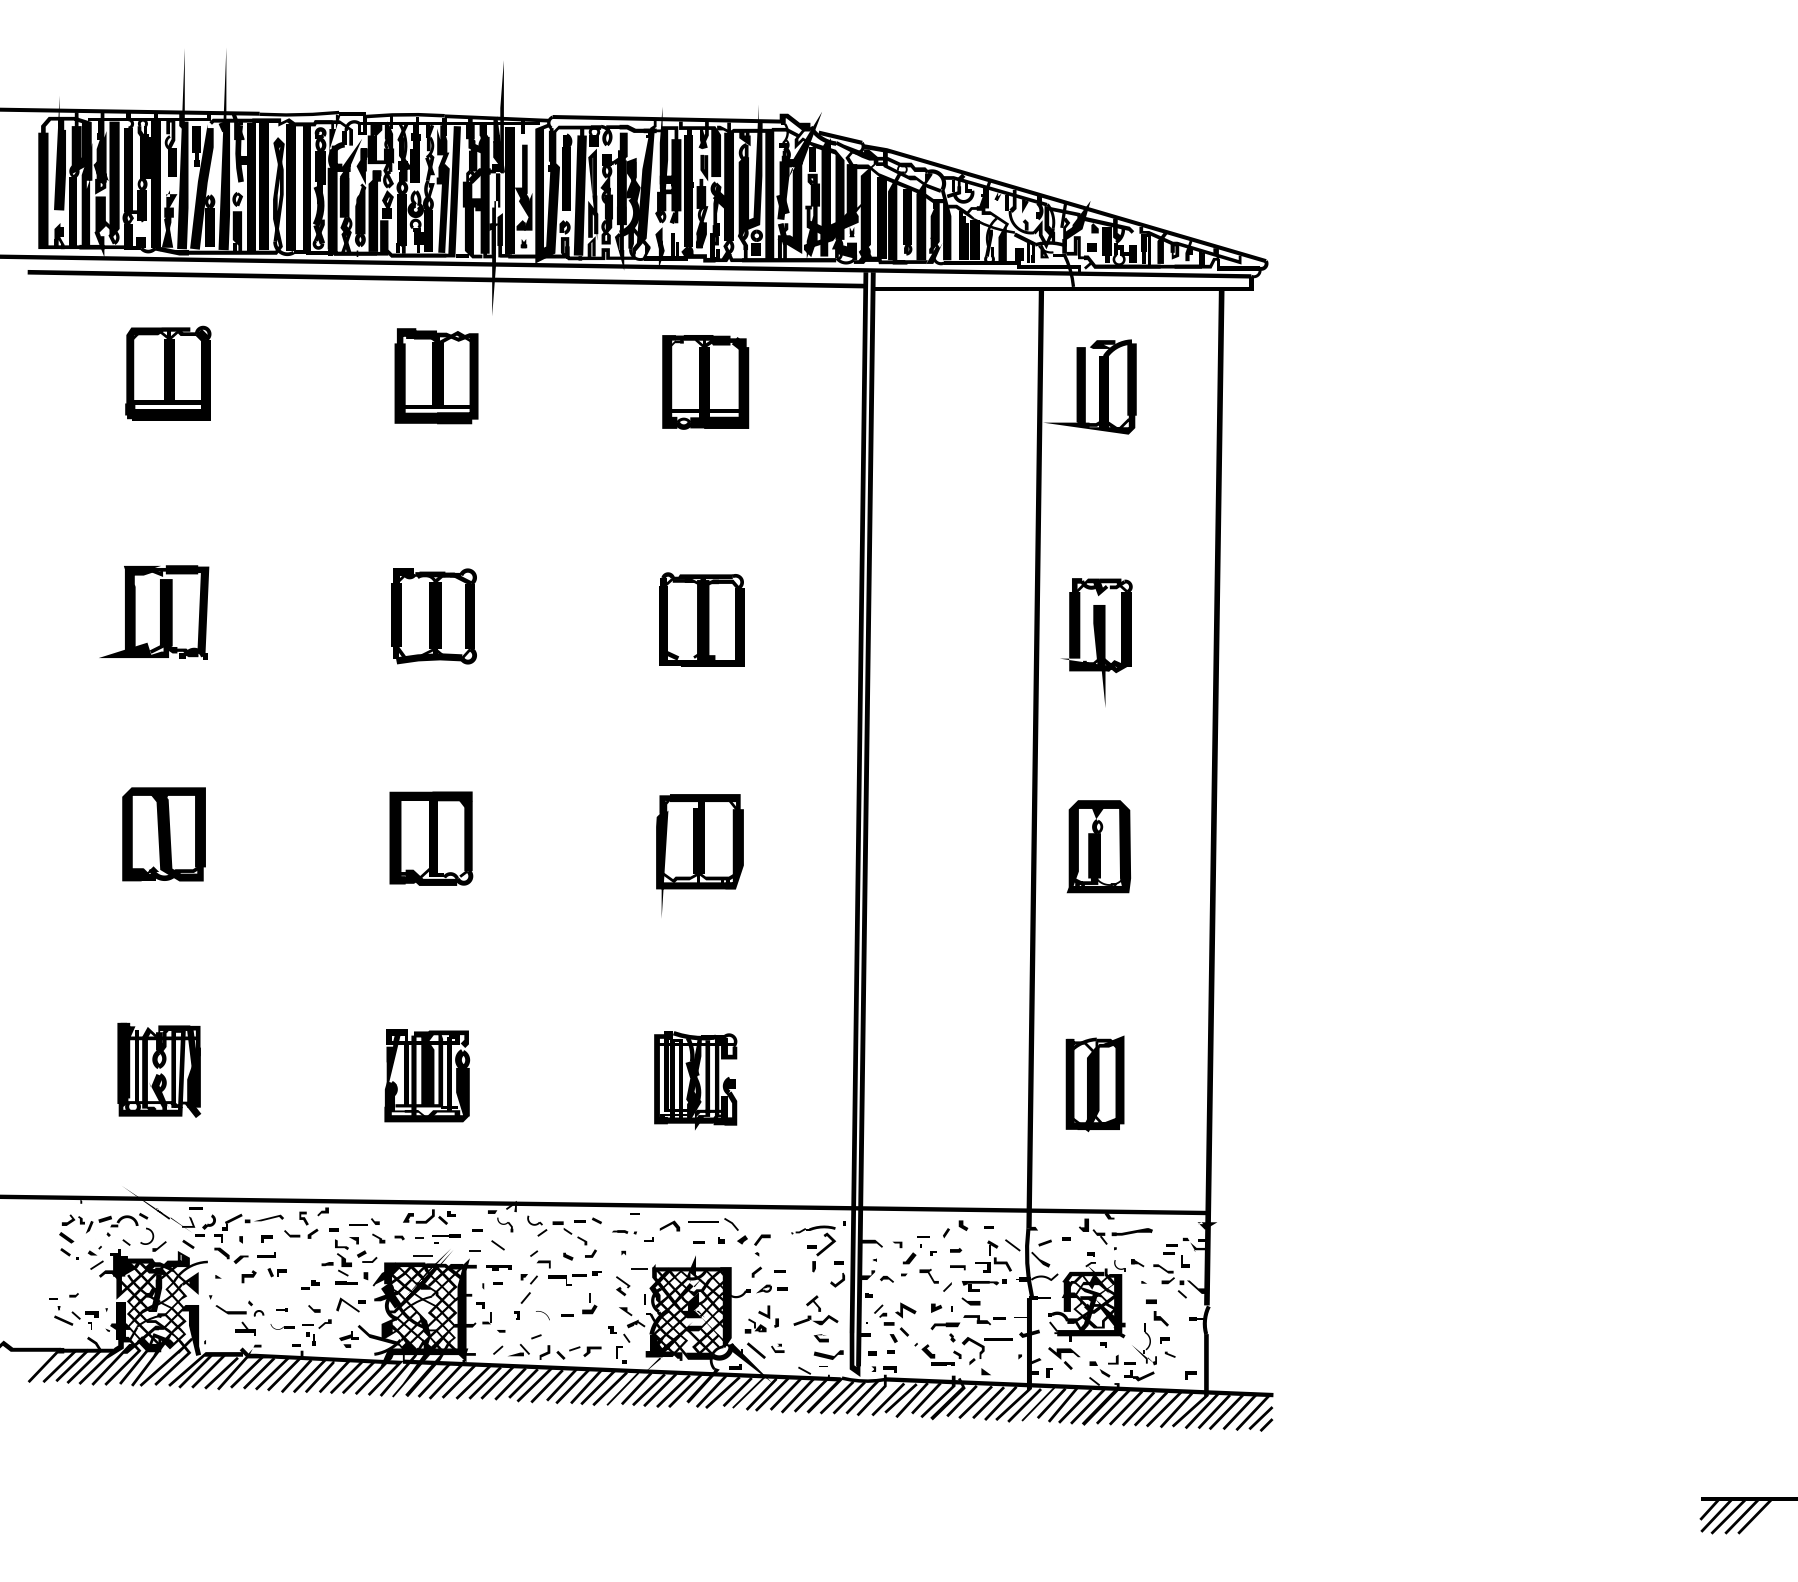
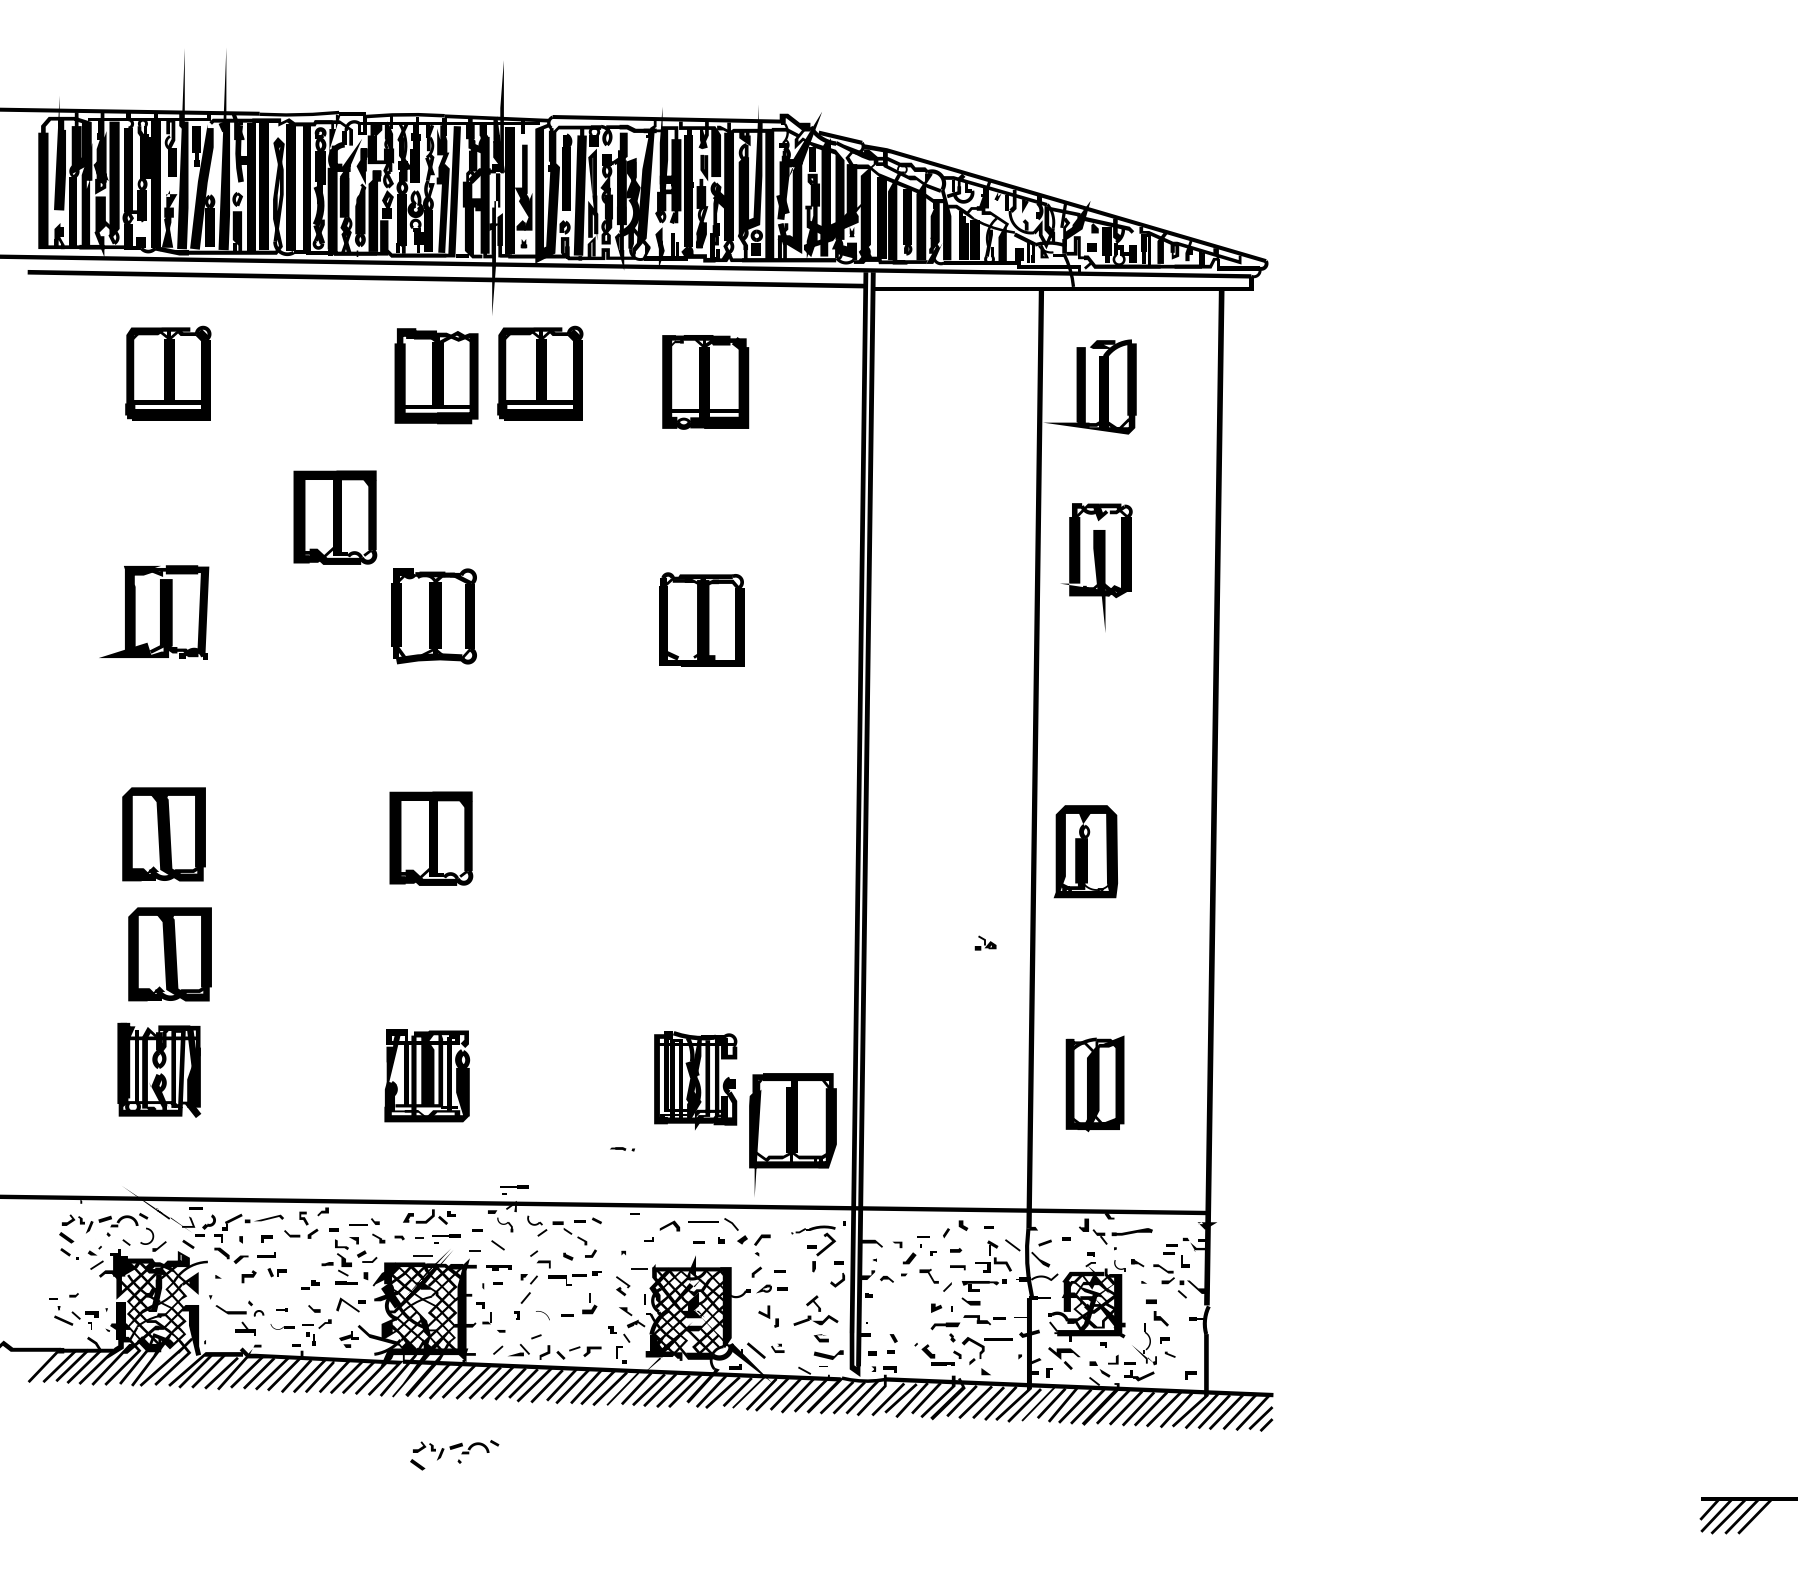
part: none -> present (540, 372)
part: none -> present (335, 517)
part position: (1096, 642) -> (1096, 567) (1096, 567)
part position: (1098, 846) -> (1085, 851) (1085, 851)
part position: (699, 855) -> (792, 1134) (792, 1134)
part: none -> present (169, 954)
part: none -> present (514, 1189)
part position: (624, 1232) -> (622, 1149) (622, 1149)
part: present -> none (895, 1319)
part position: (755, 1325) -> (985, 942) (985, 942)
part: none -> present (454, 1455)
